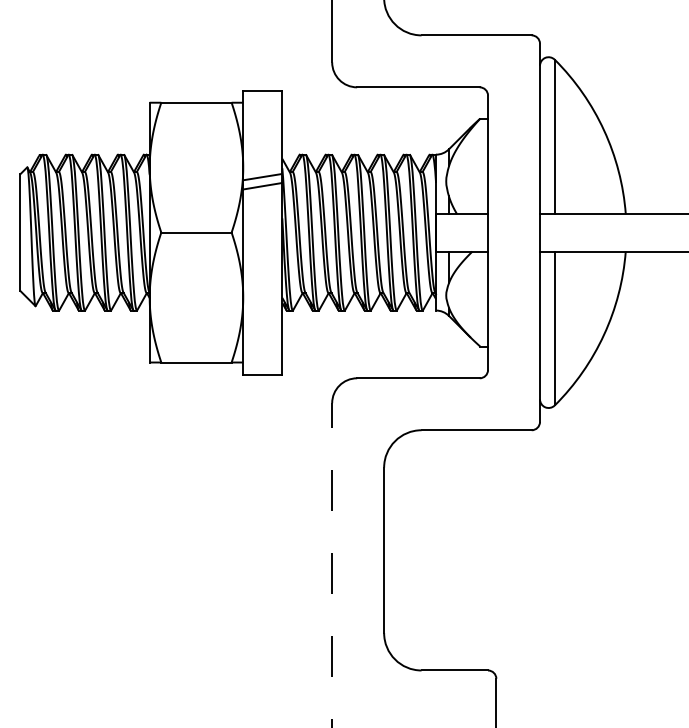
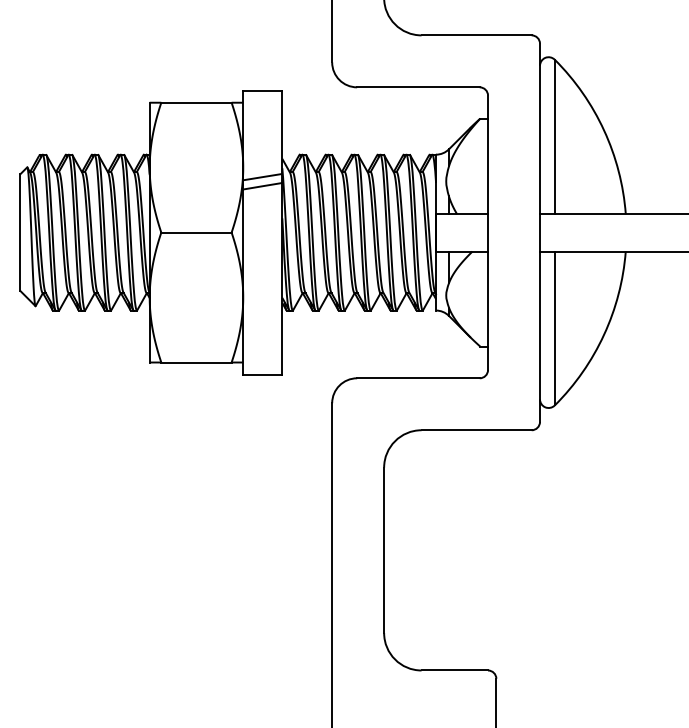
line: dashed -> solid (332, 564)
